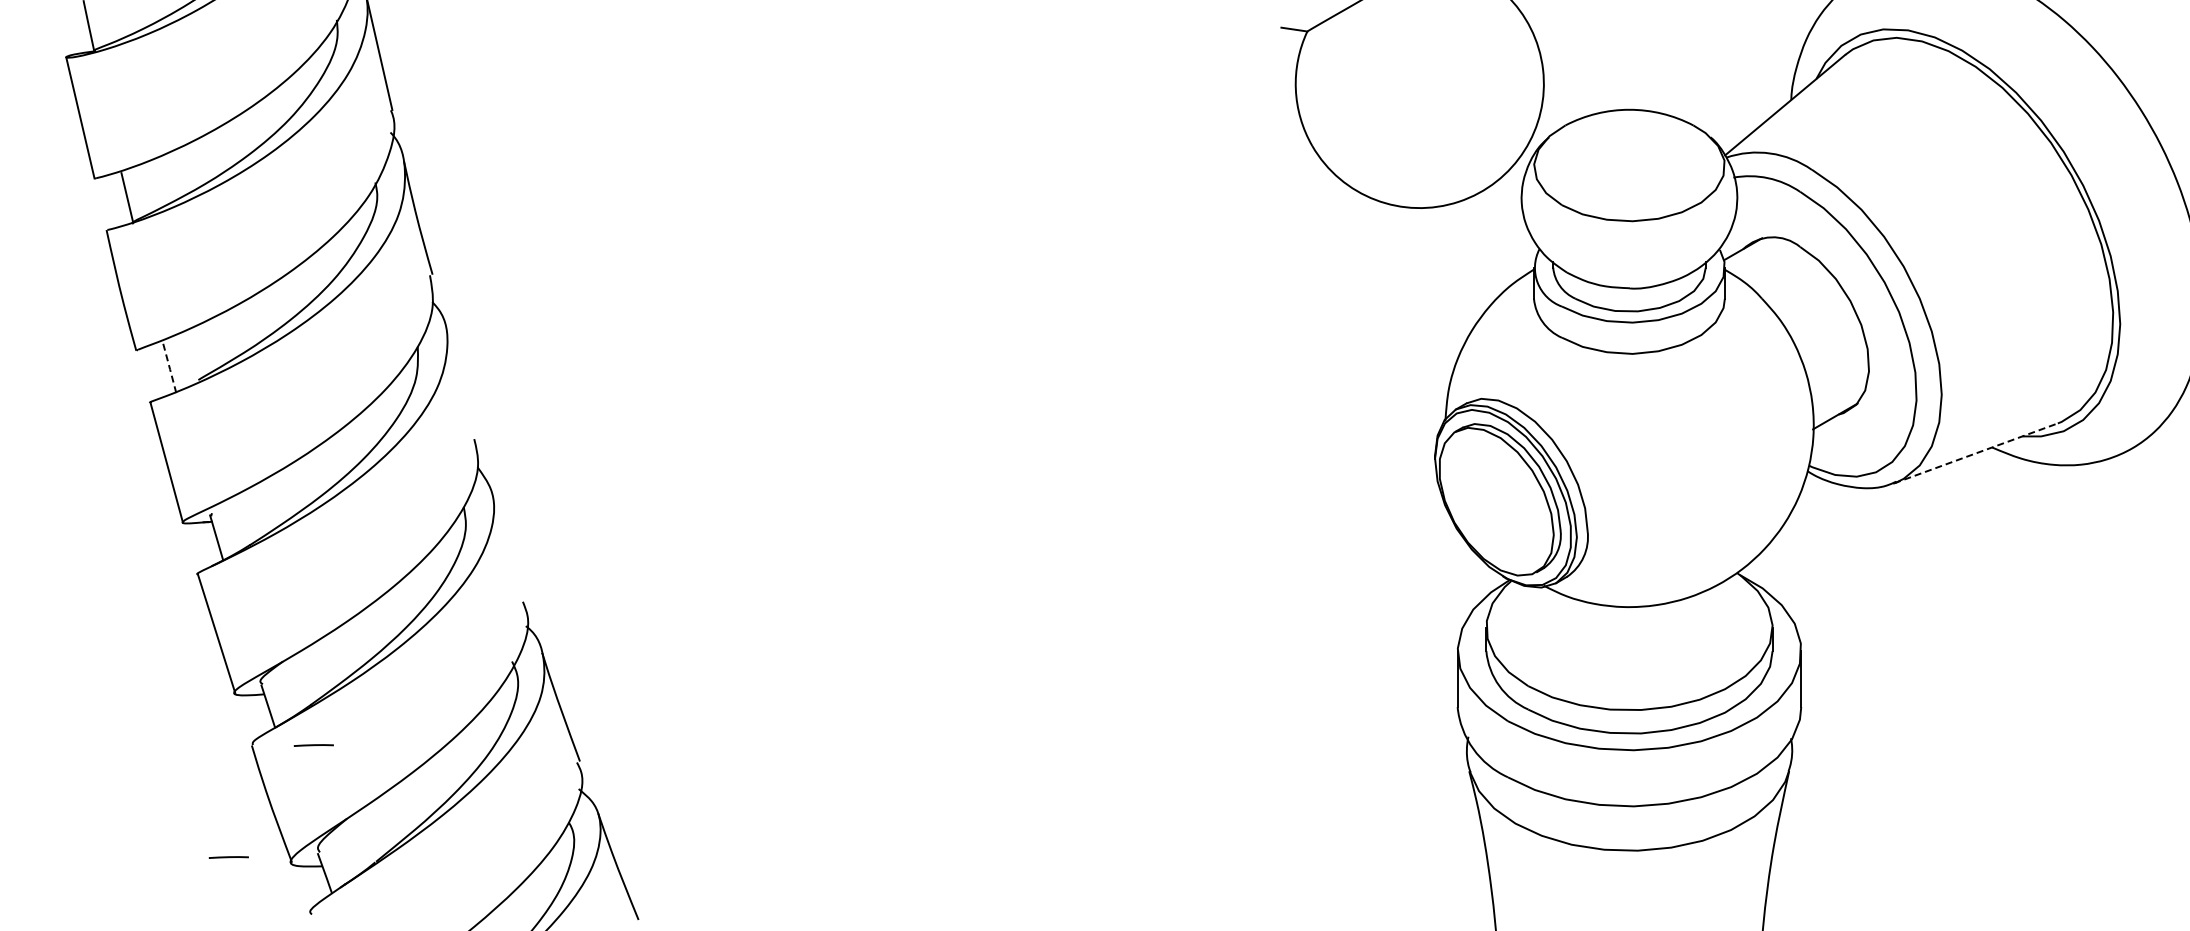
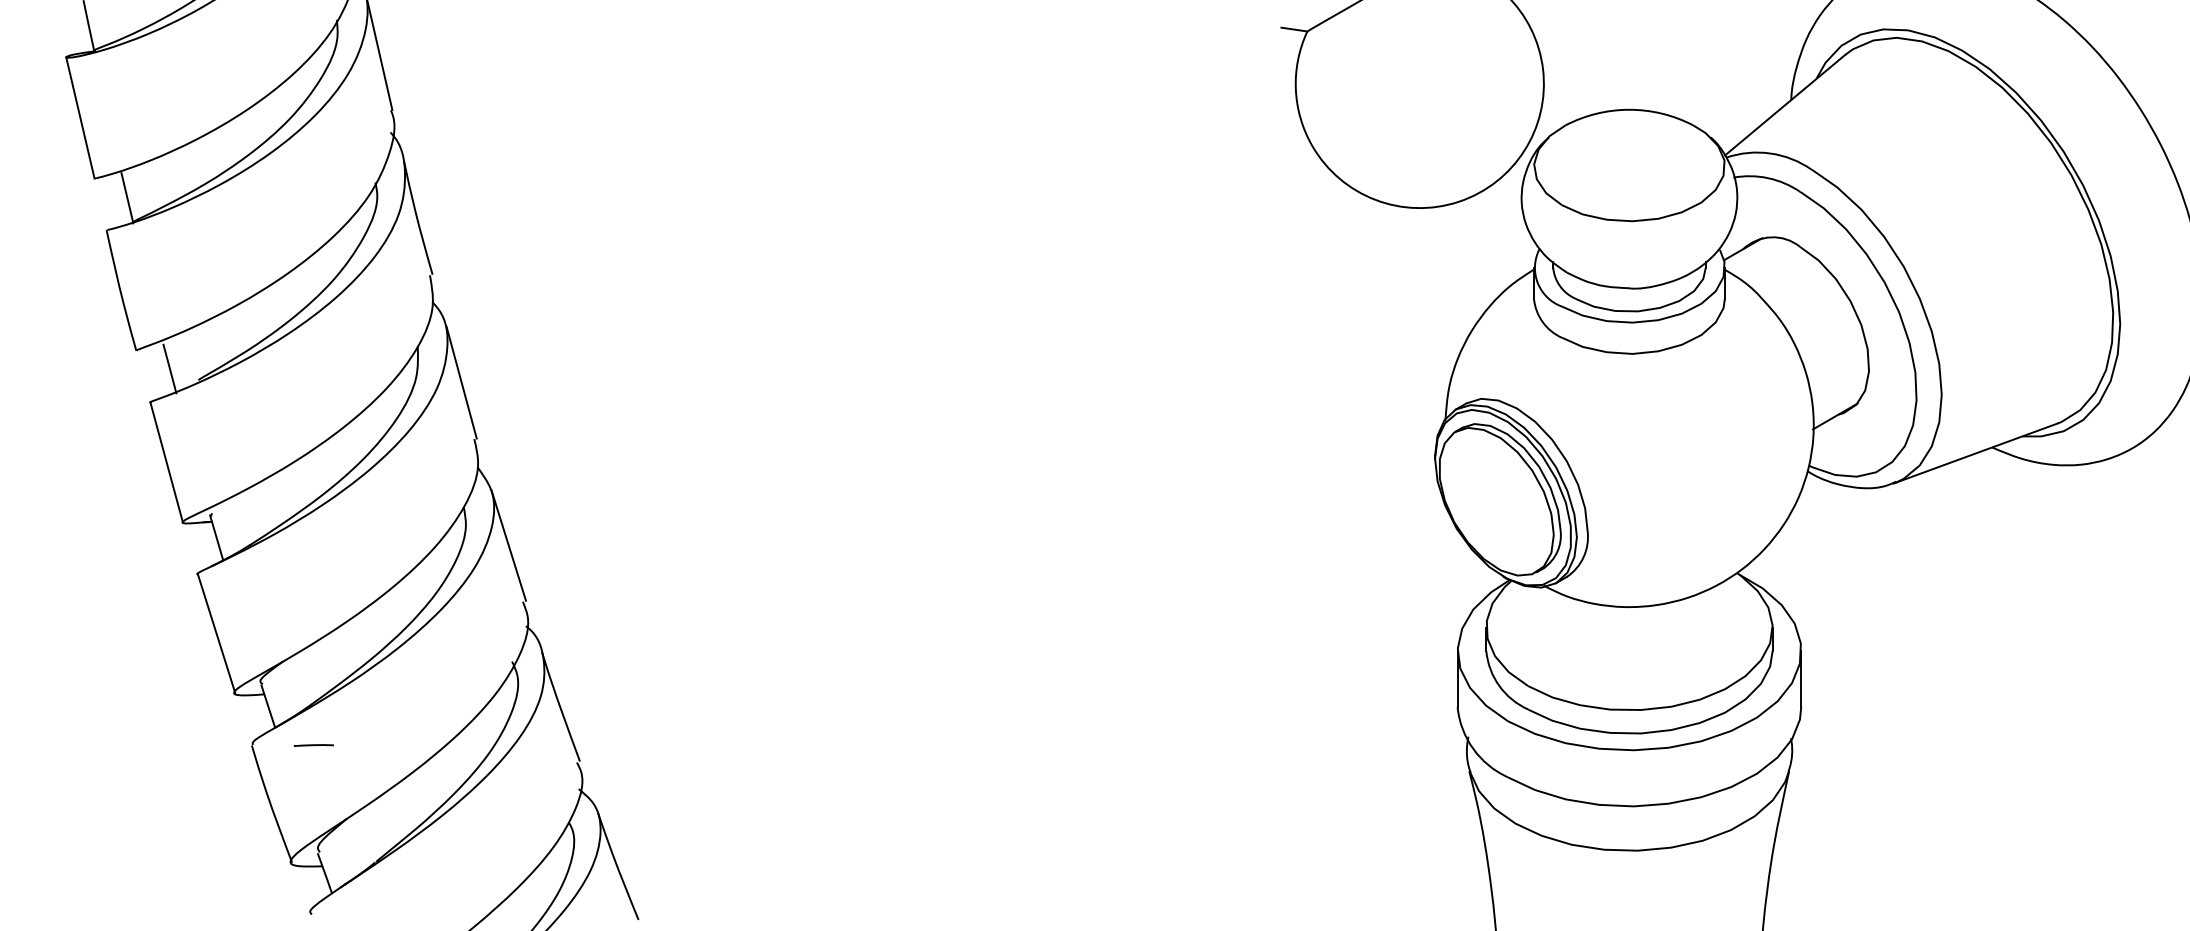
line: dashed -> solid (170, 369)
line: none -> present (461, 382)
line: dashed -> solid (1976, 453)
line: none -> present (508, 545)
line: present -> none (228, 857)
